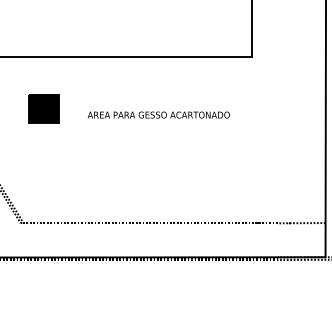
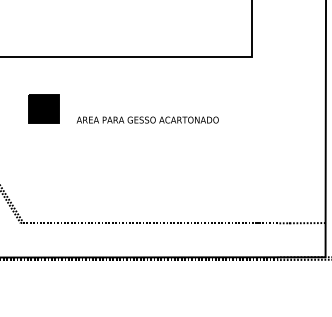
text position: (158, 114) -> (147, 119) (147, 119)
